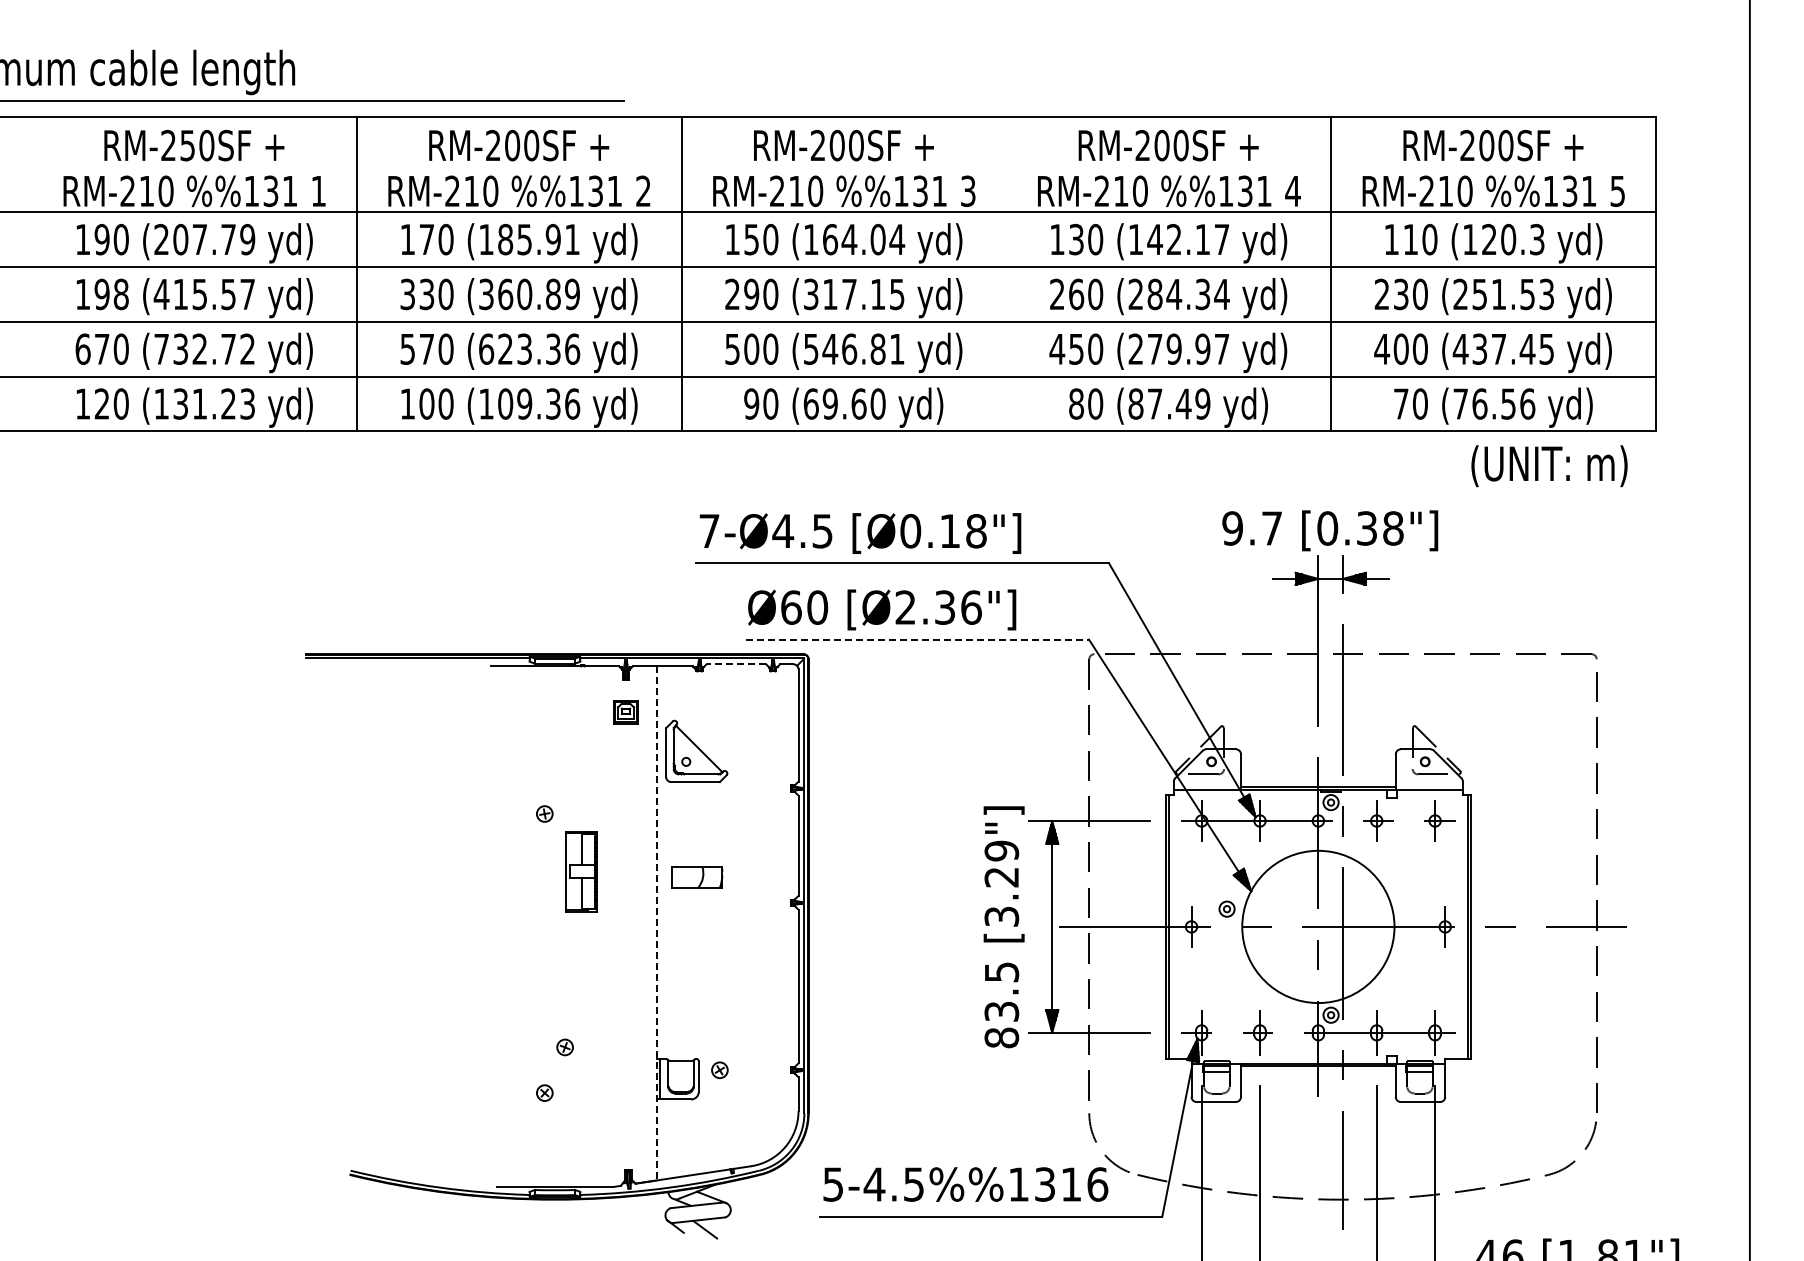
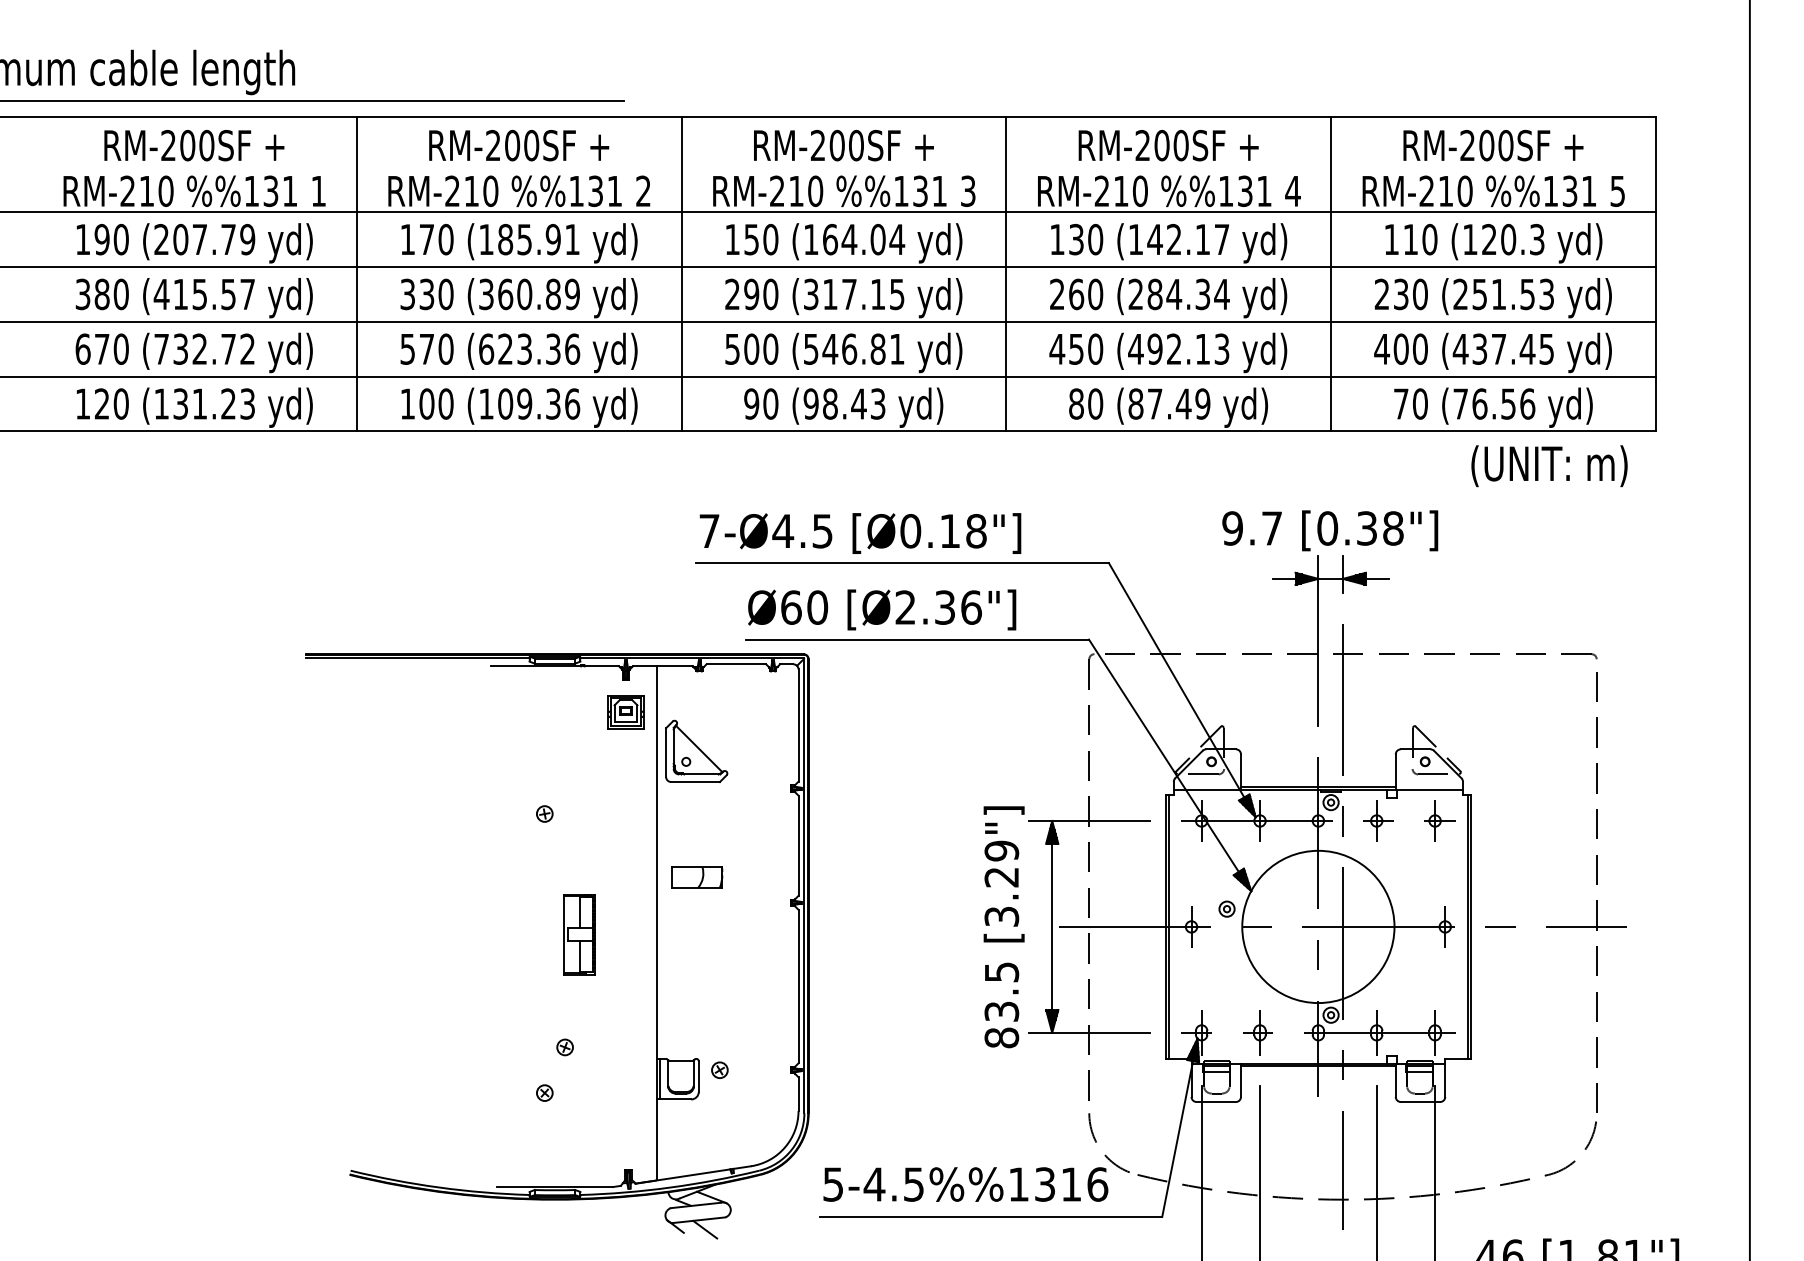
text: RM-250SF -> RM-200SF (187, 145)
line: none -> present (1006, 274)
text: 198 -> 380 (101, 294)
text: (279.97 -> (492.13 (1178, 348)
text: (69.60 -> (98.43 (844, 403)
line: dashed -> solid (917, 639)
line: dashed -> solid (736, 664)
part size: 26x25 px -> 38x35 px (625, 712)
part position: (581, 871) -> (579, 934) (579, 934)
line: dashed -> solid (656, 923)
